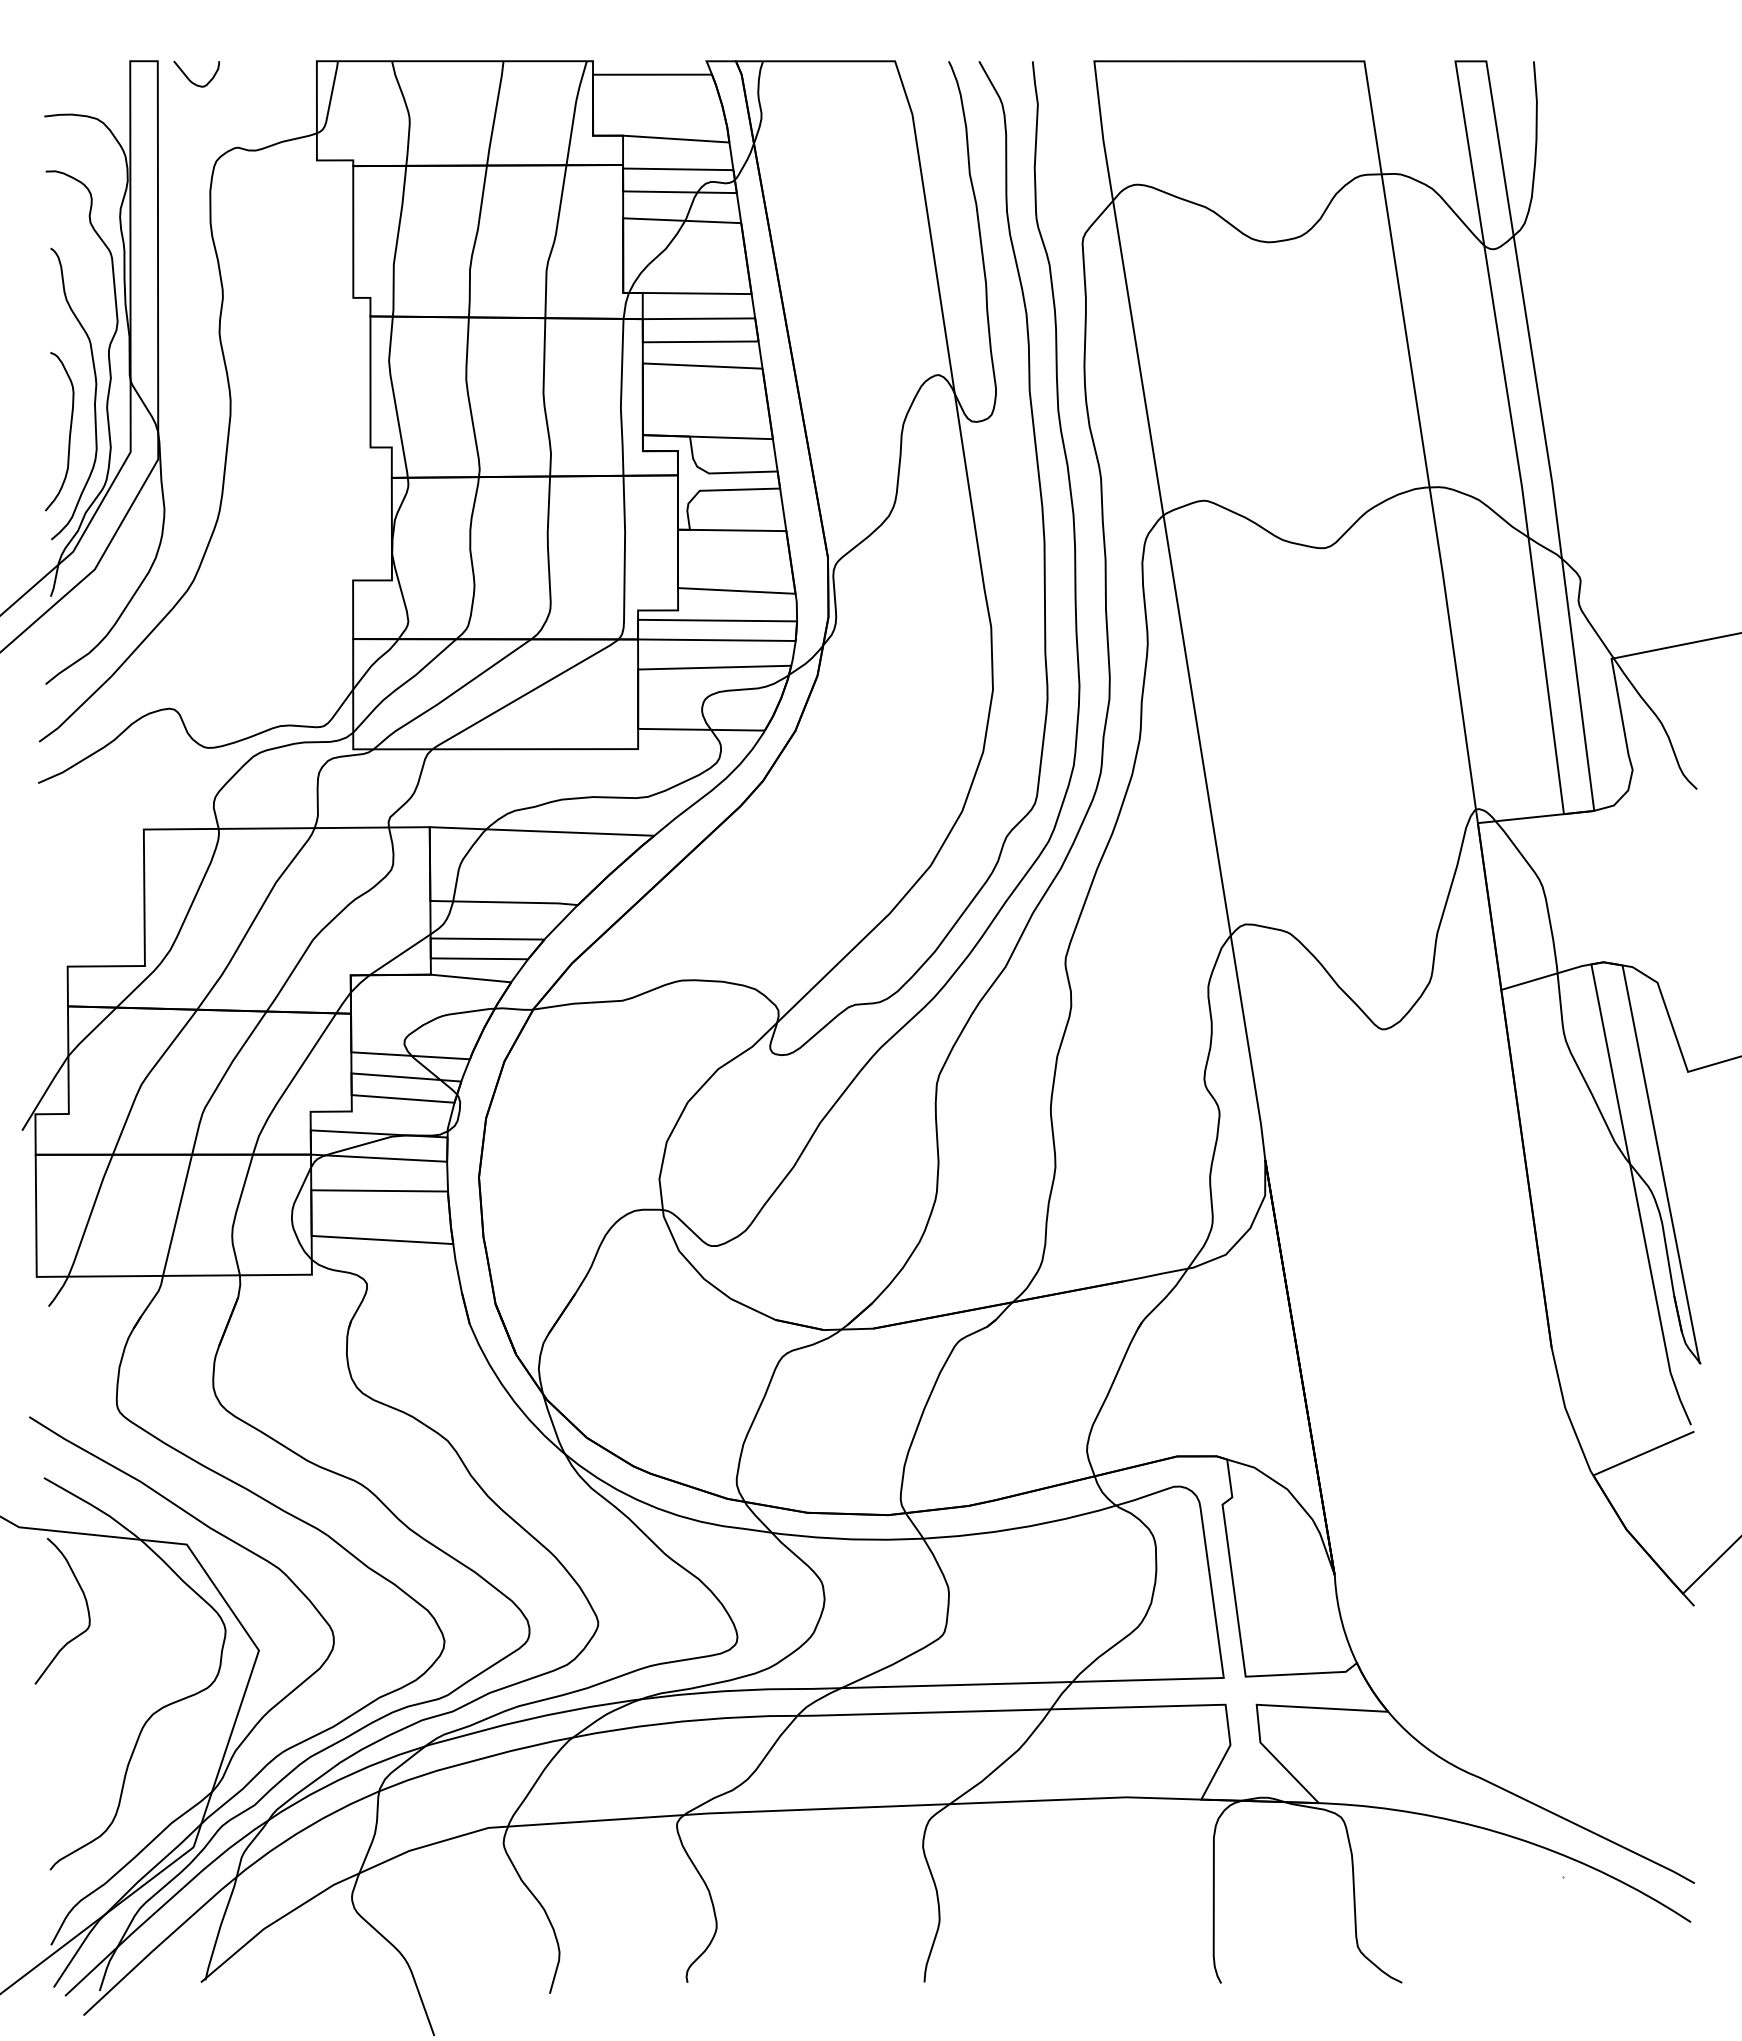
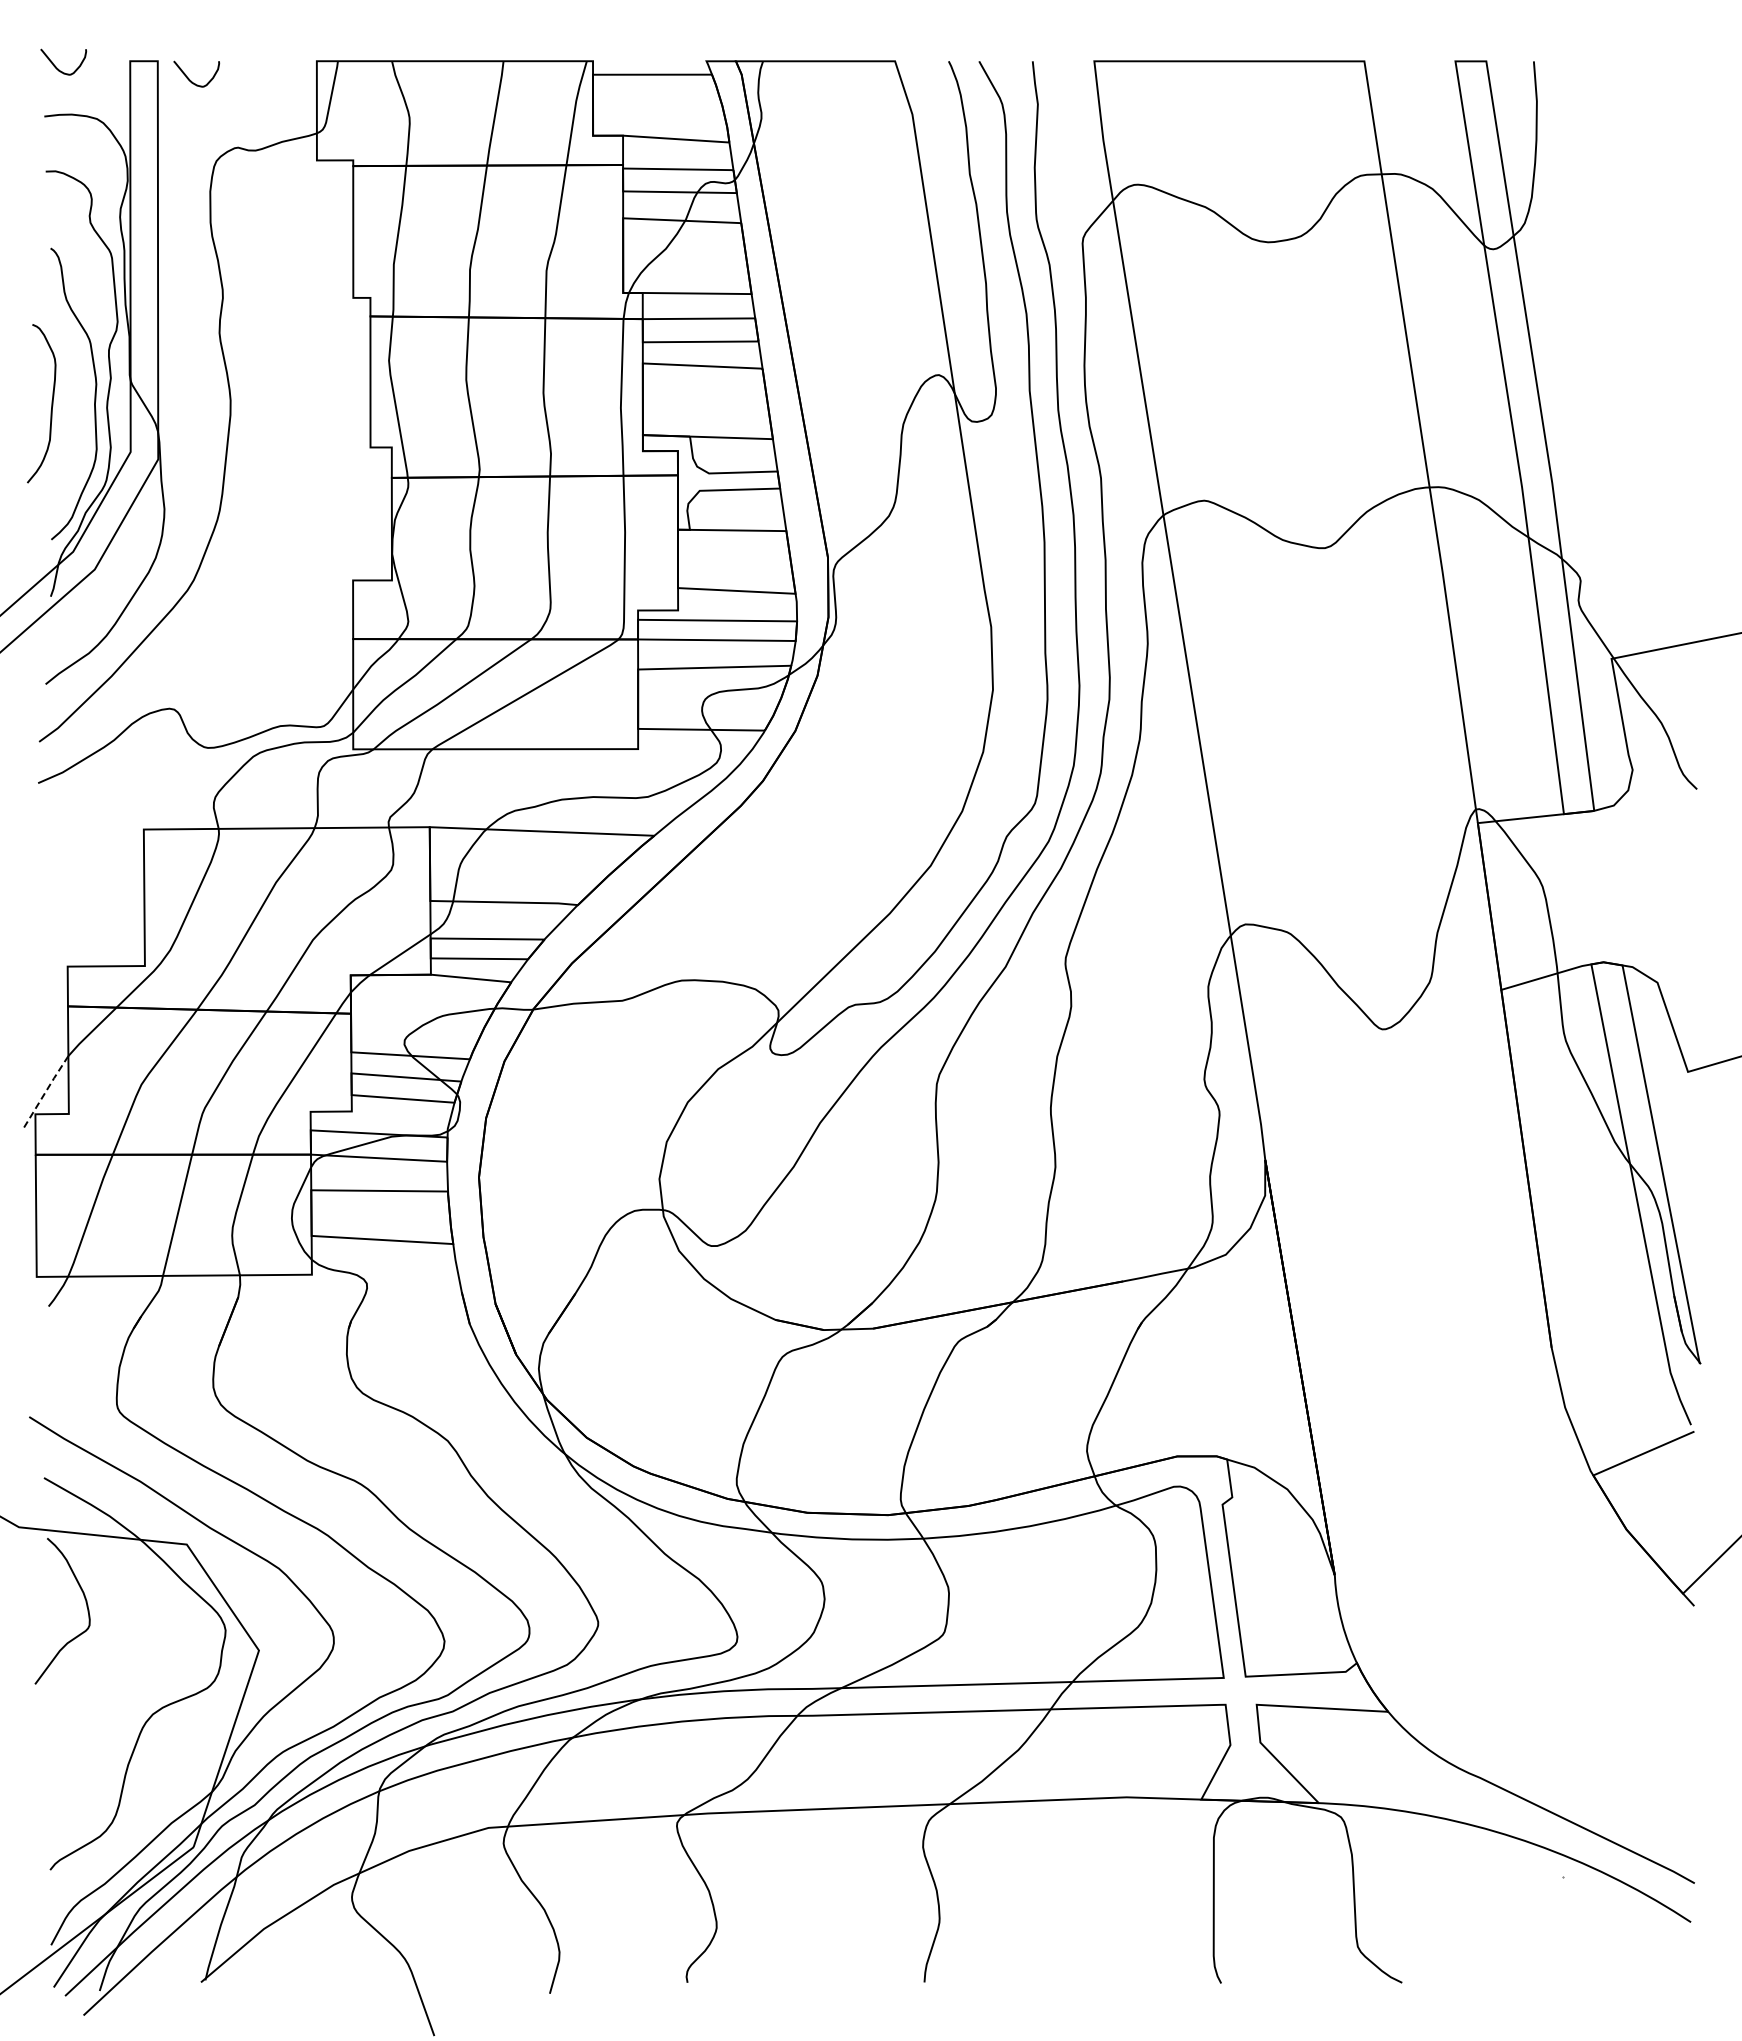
curve: none -> present (57, 67)
curve position: (69, 431) -> (51, 403) (51, 403)
line: solid -> dashed (45, 1092)
